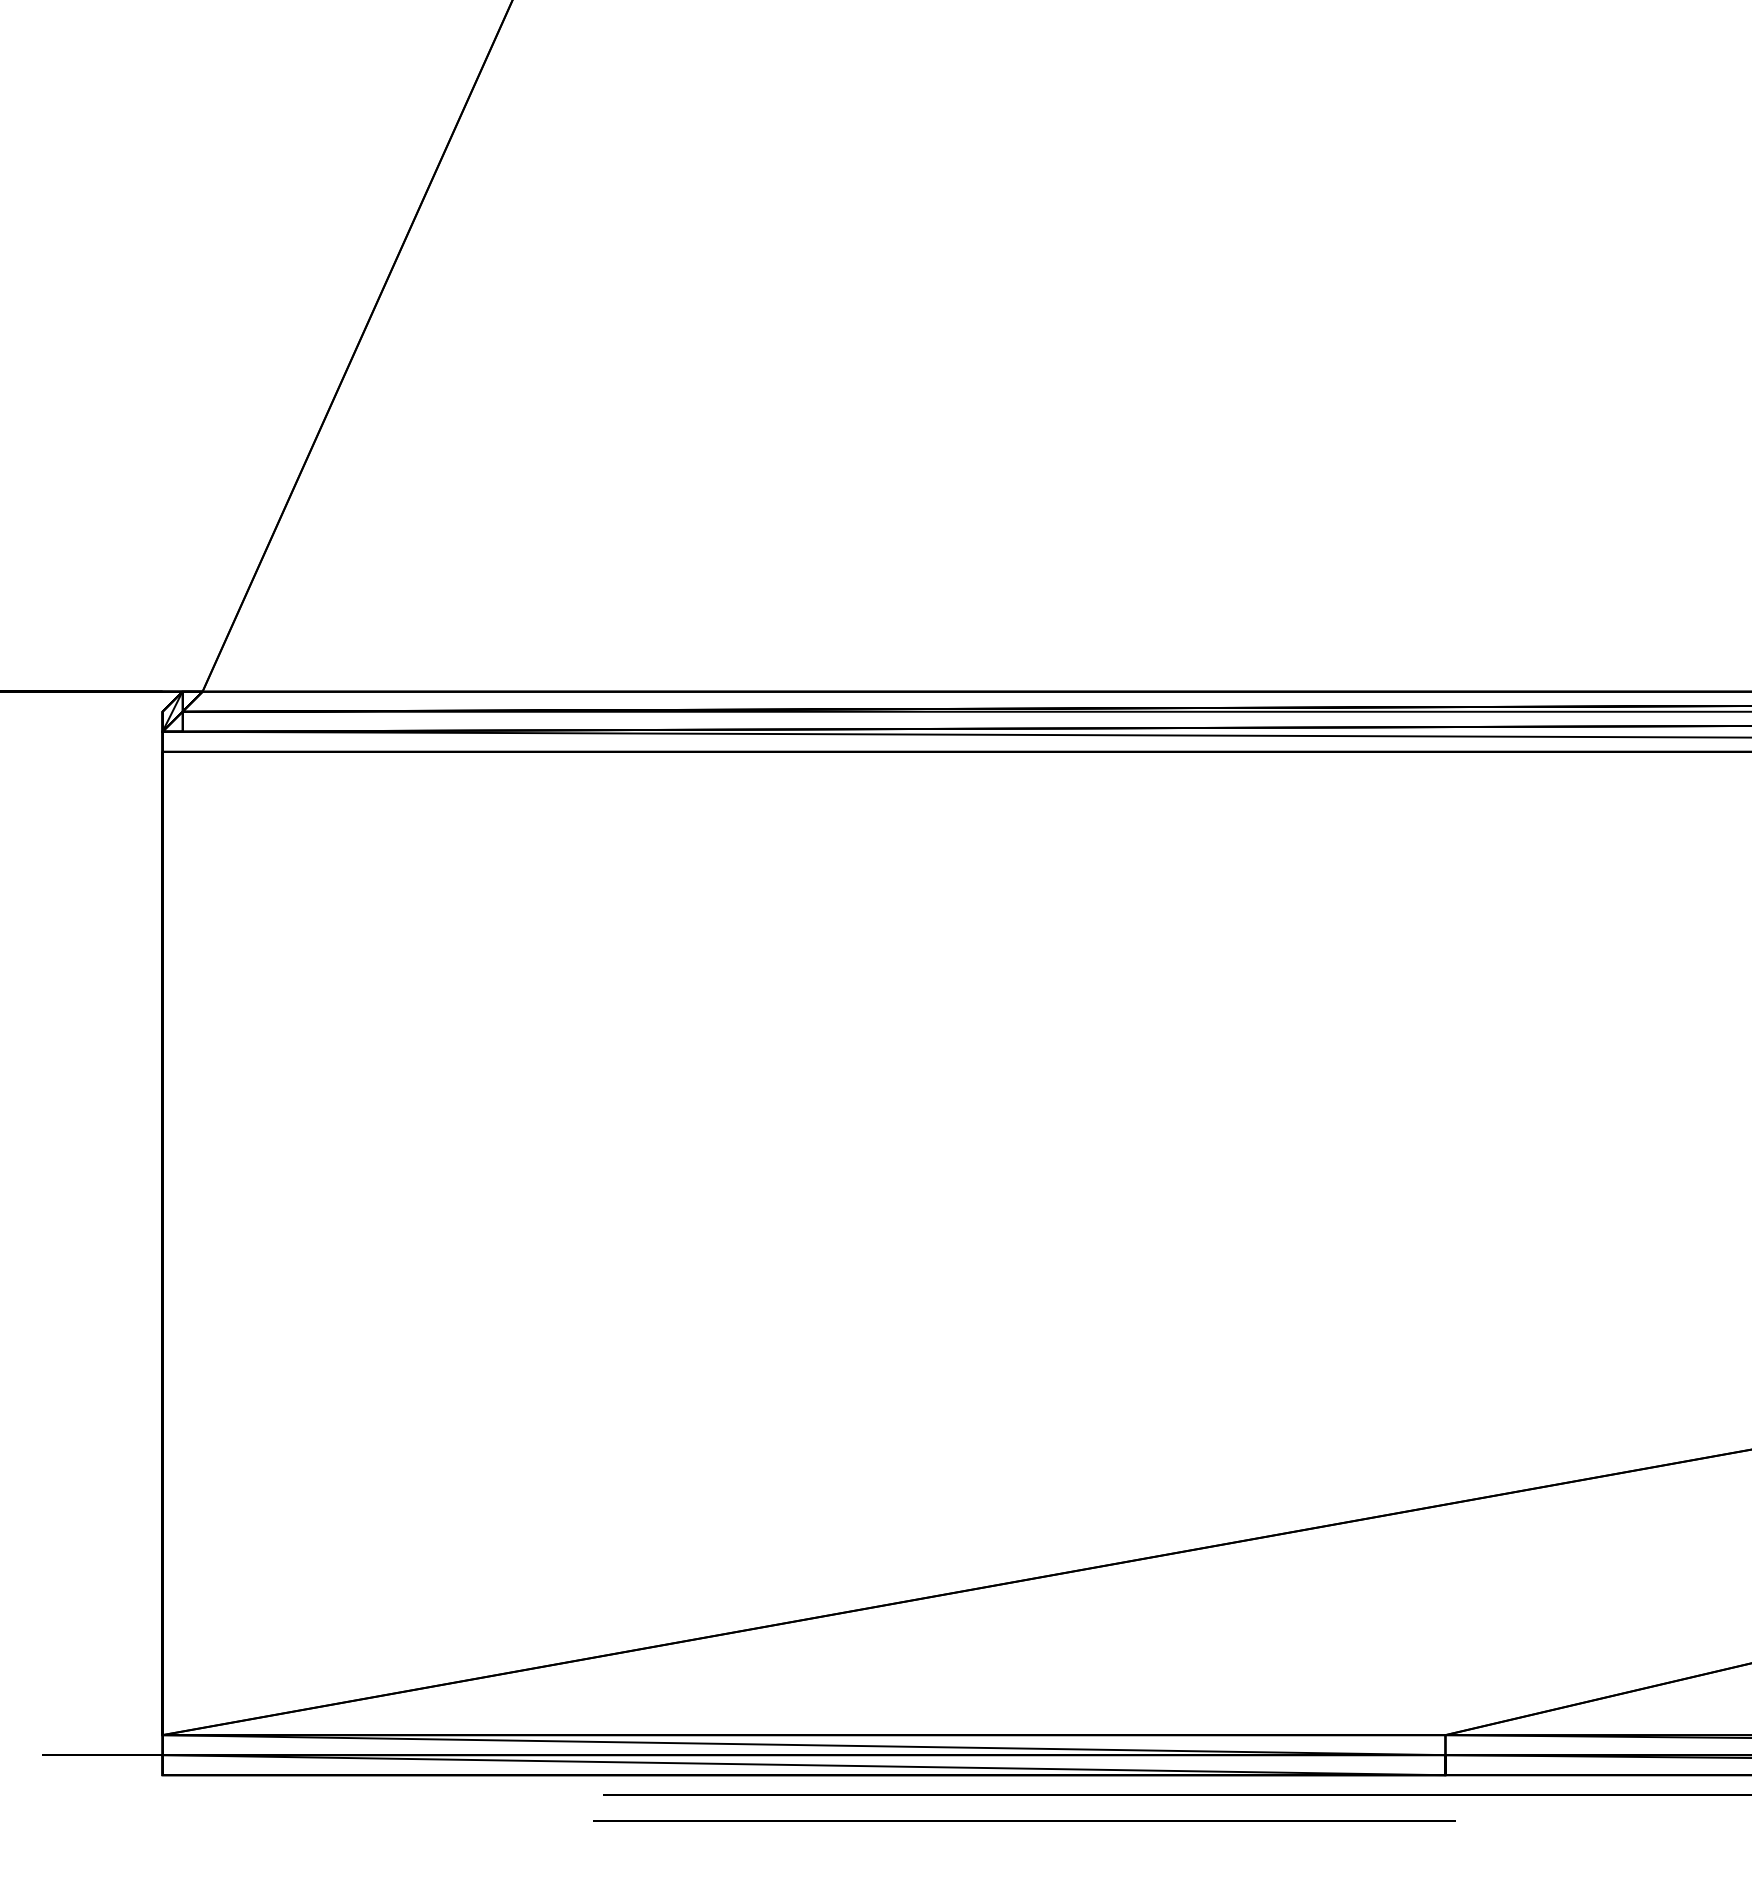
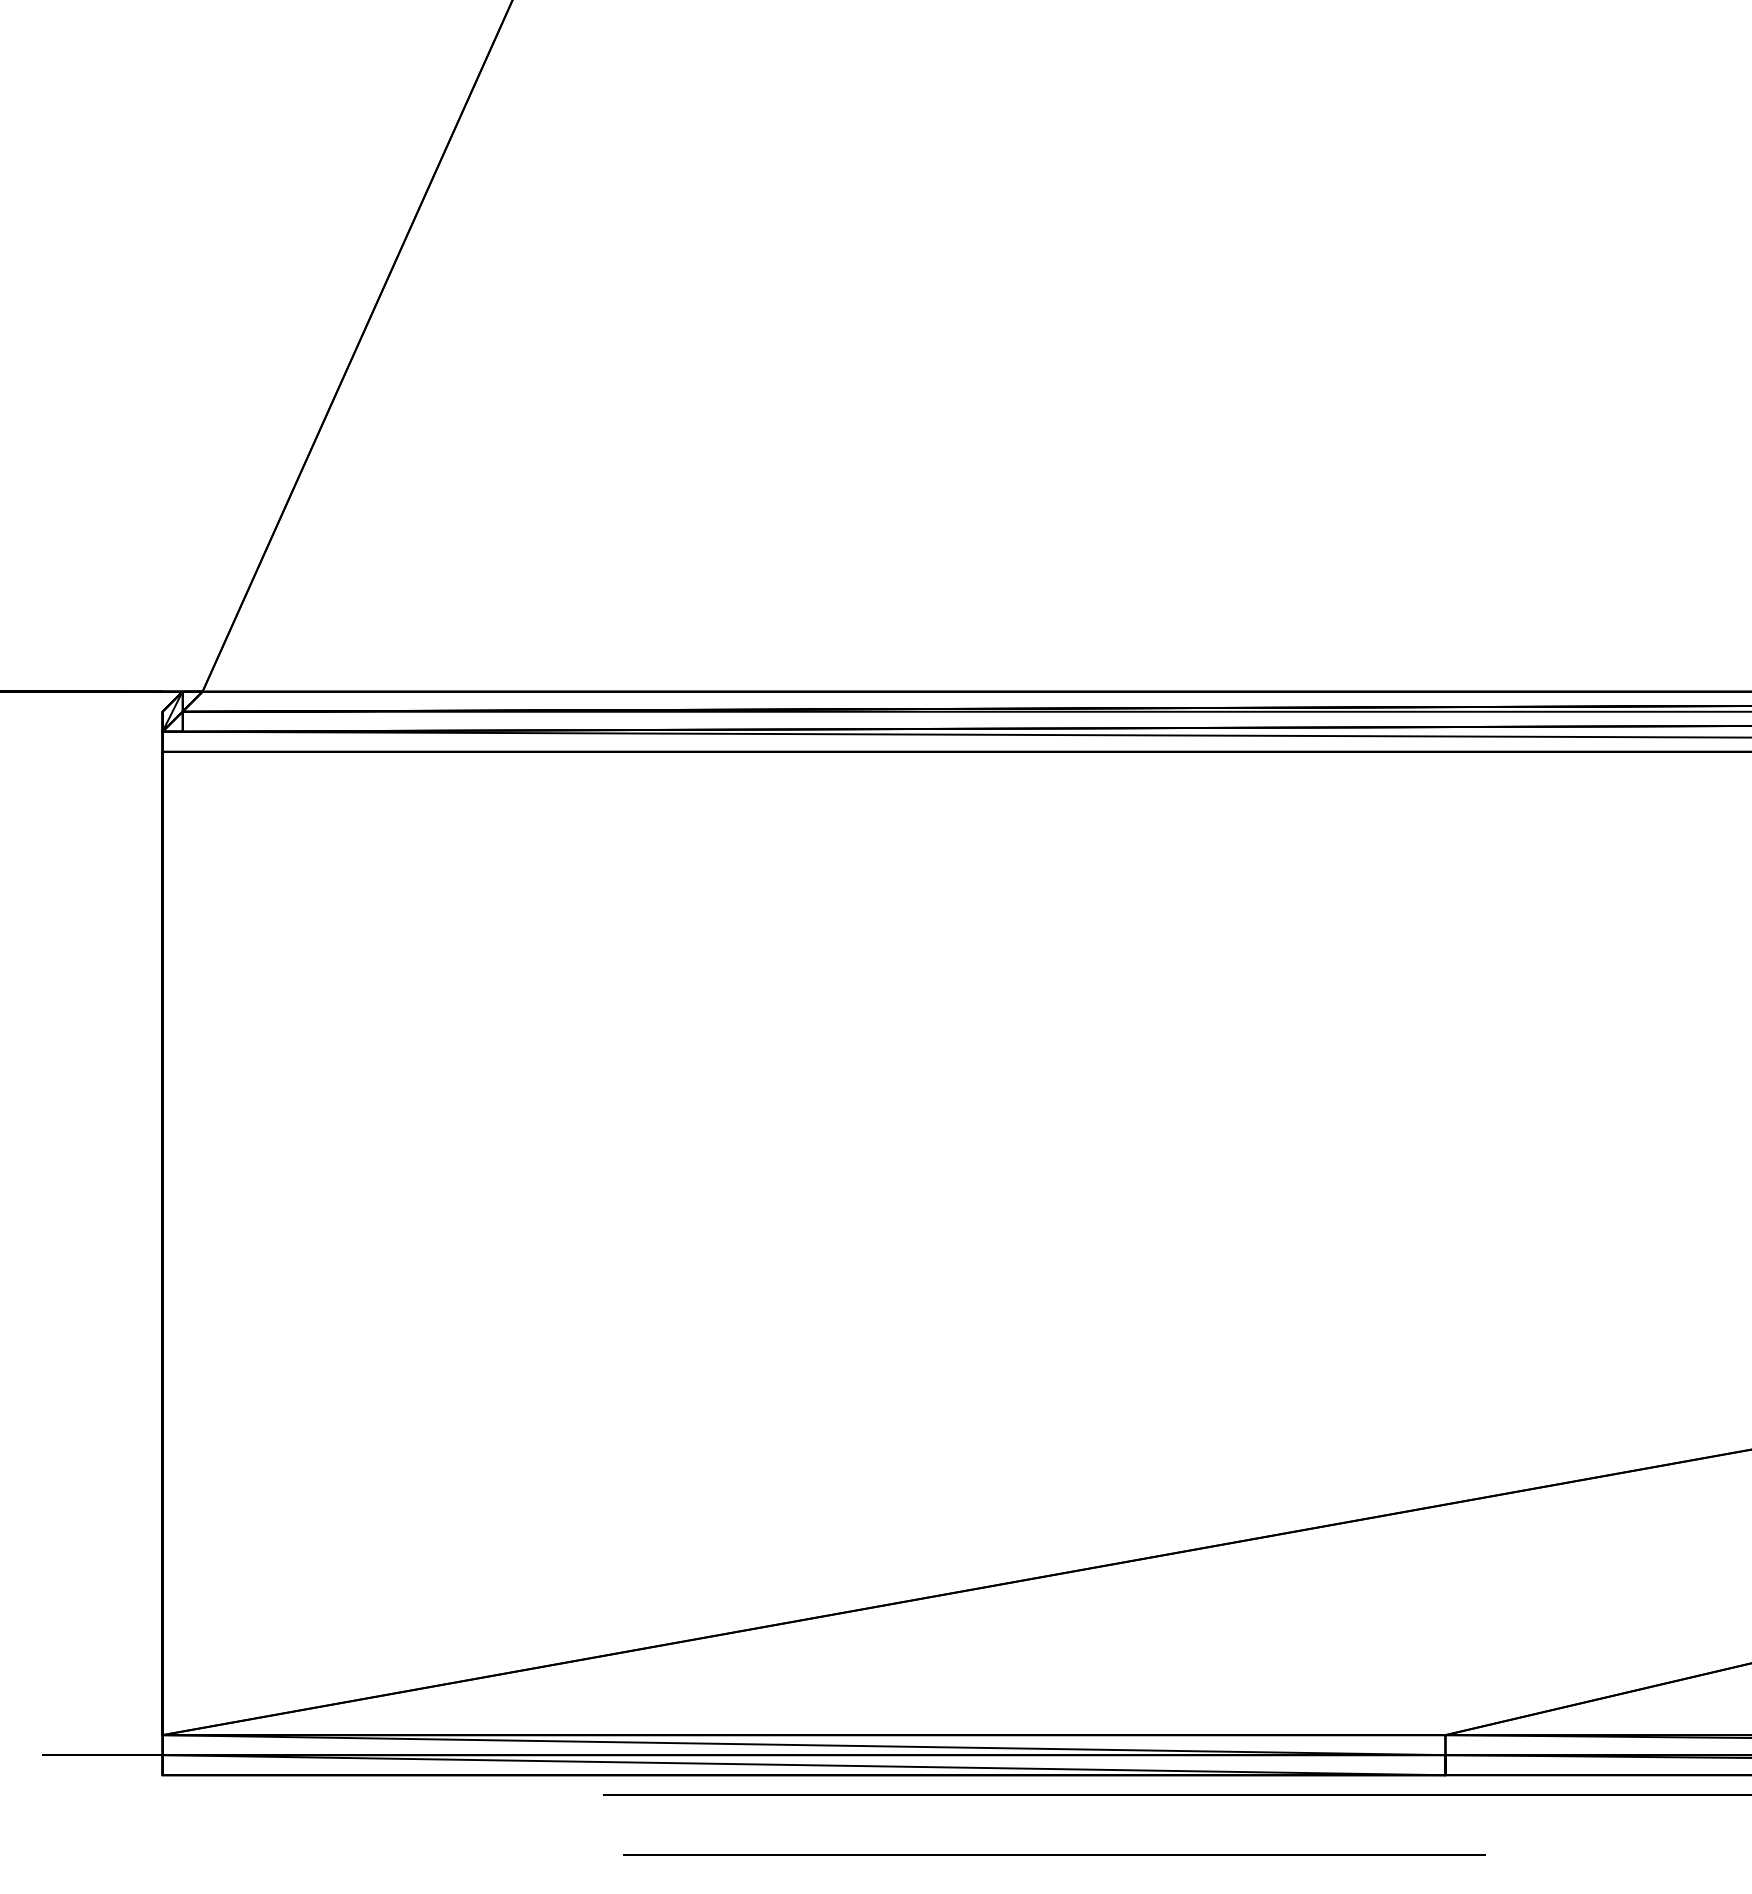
line position: (1024, 1820) -> (1054, 1854) (1054, 1854)
